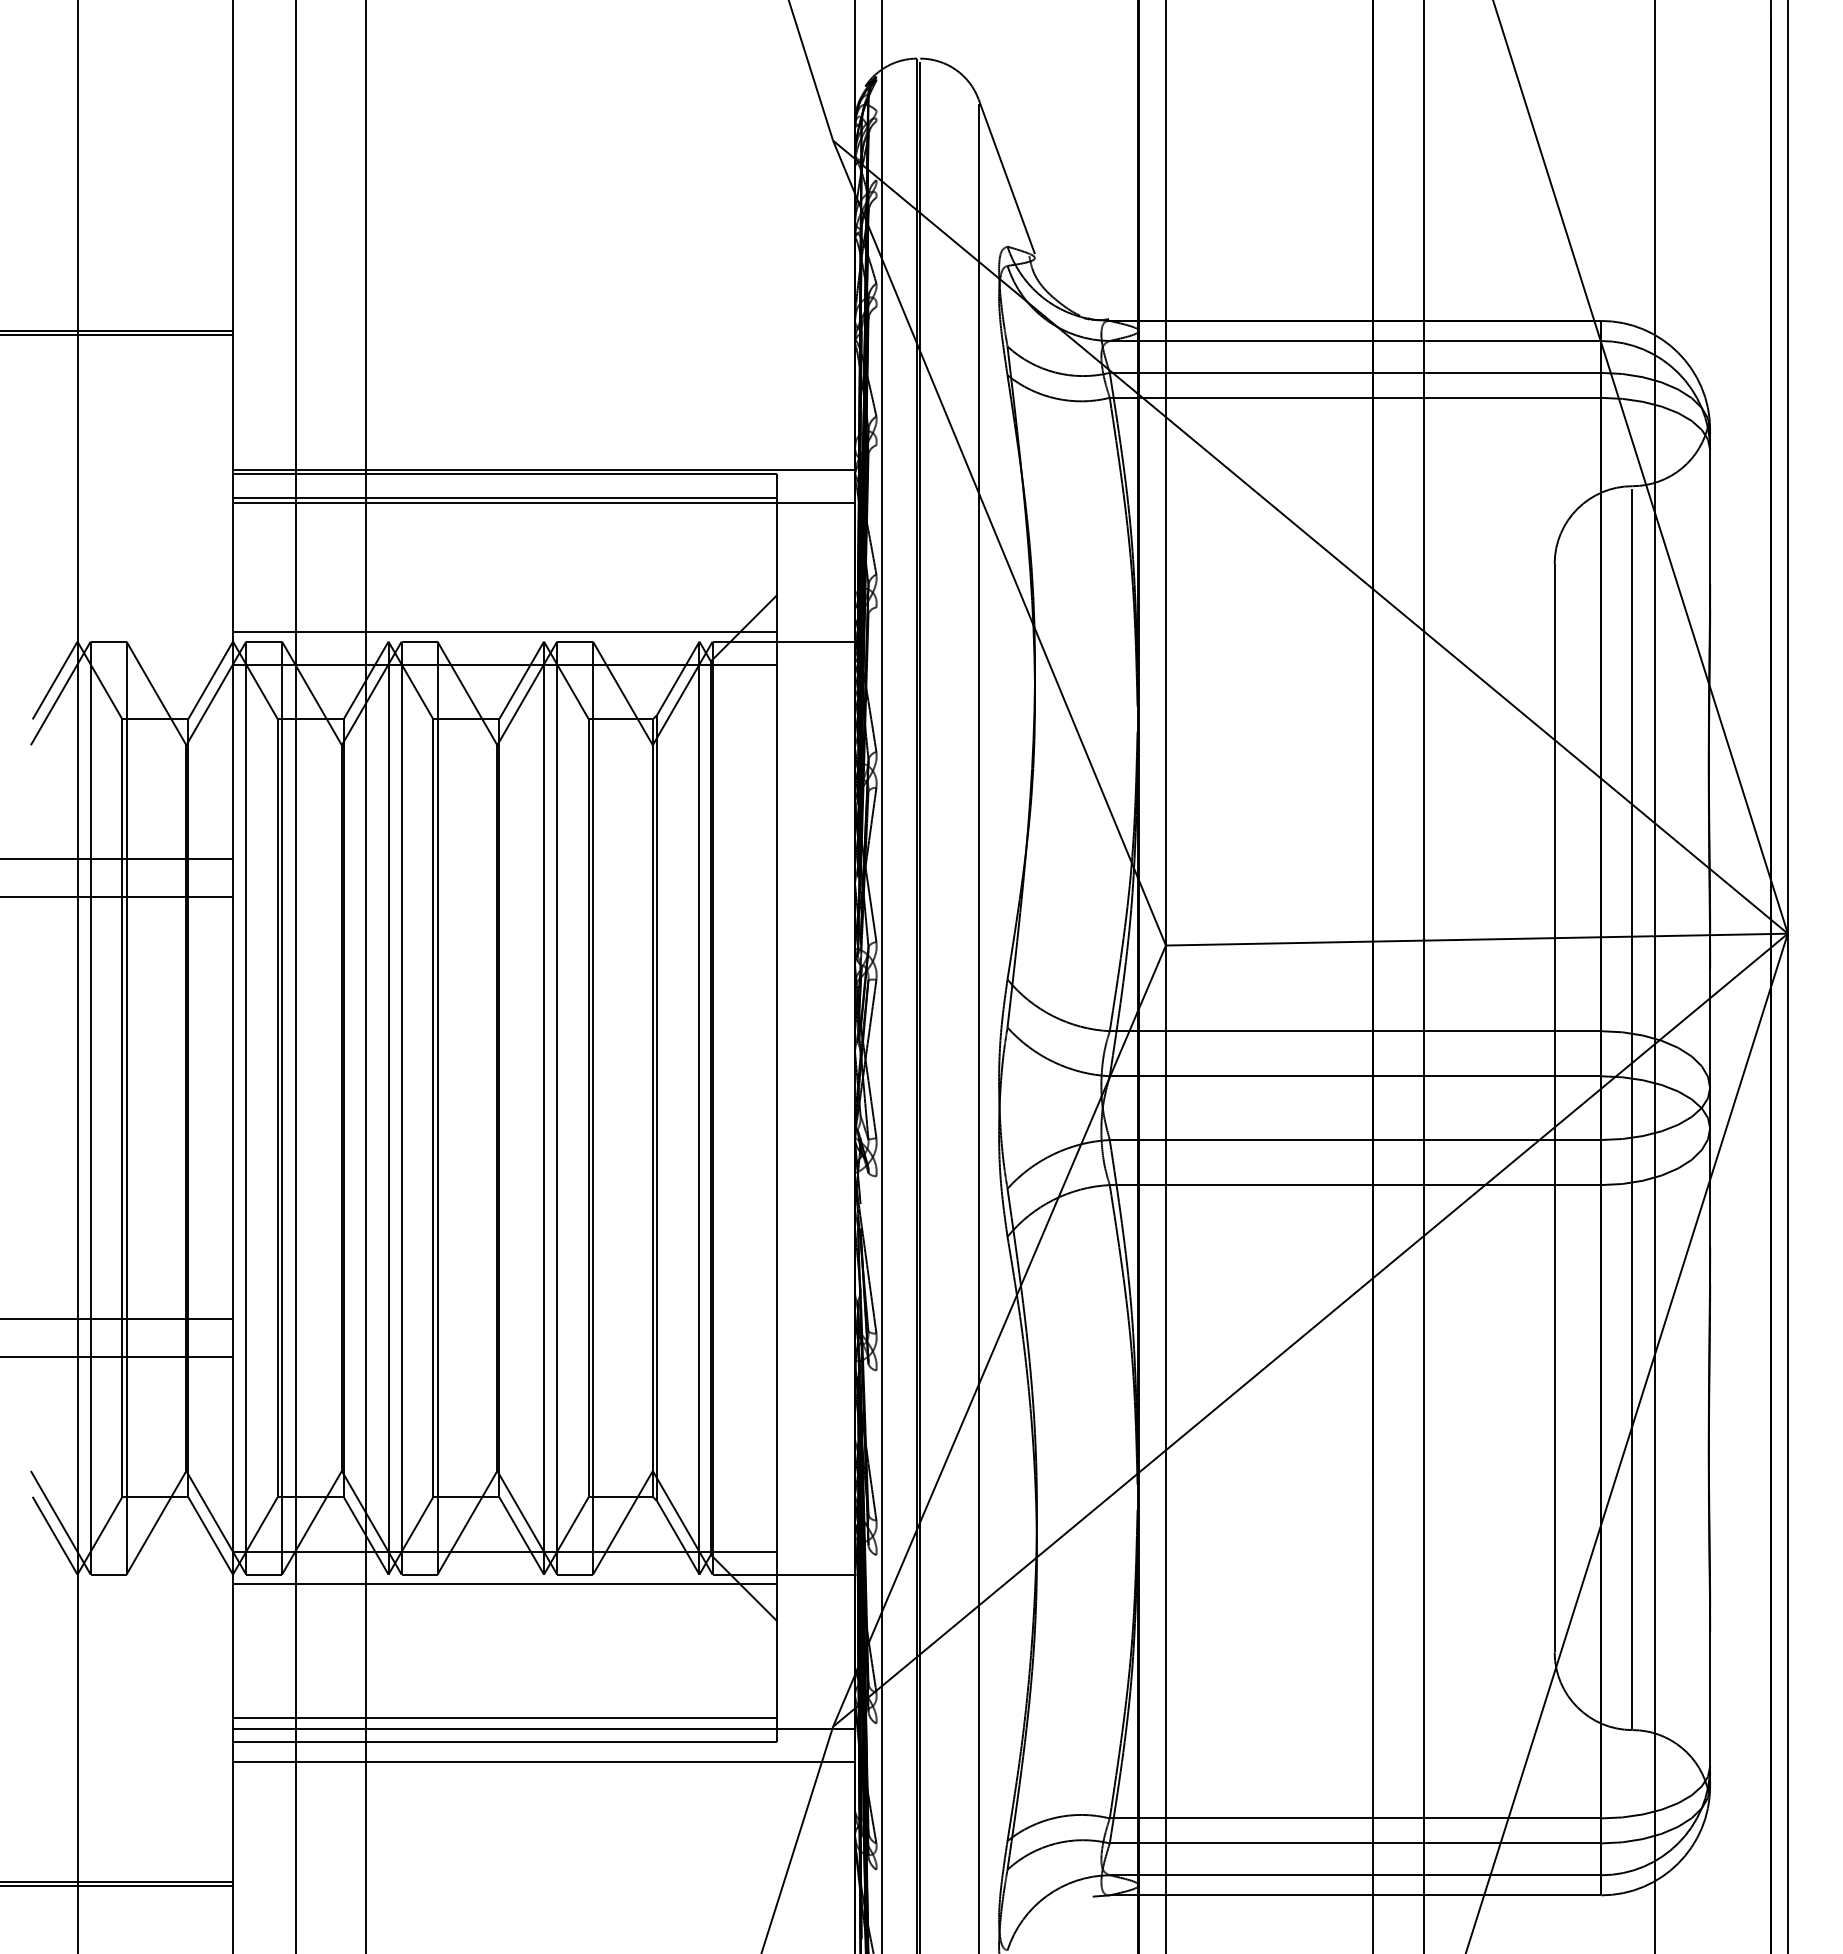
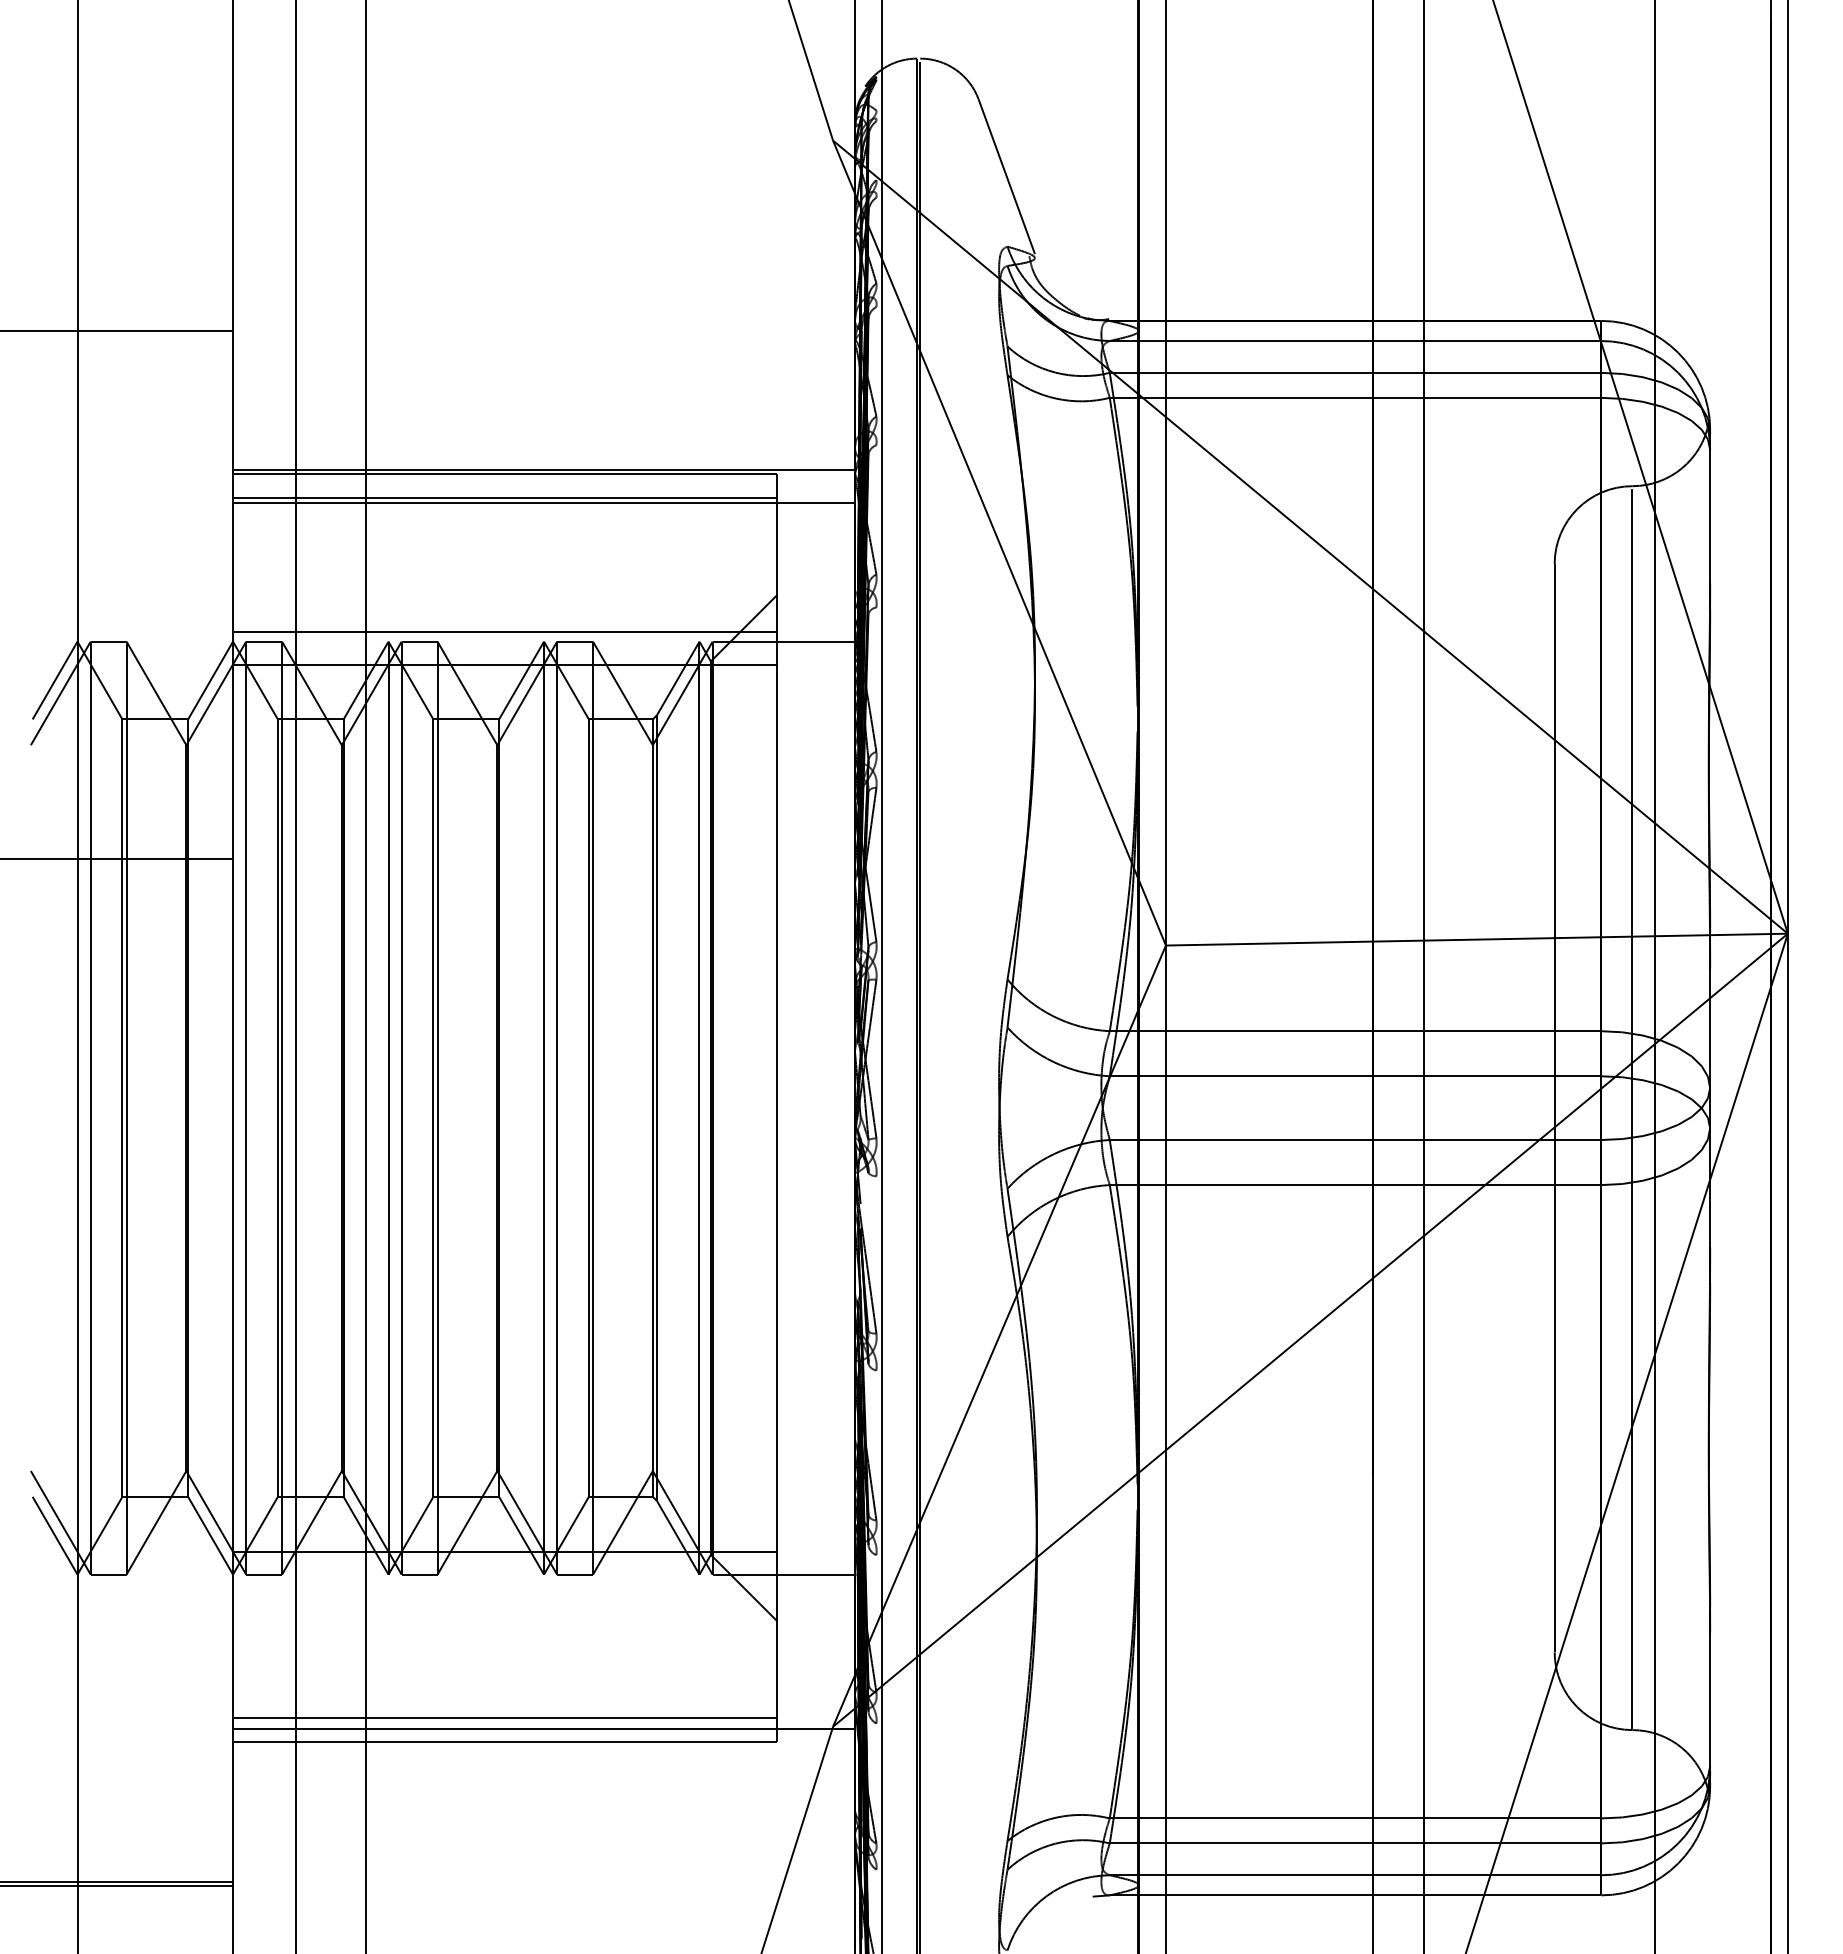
line: present -> none (117, 334)
line: present -> none (117, 897)
line: present -> none (978, 1027)
line: present -> none (117, 1318)
line: present -> none (117, 1357)
line: present -> none (505, 1584)
line: present -> none (543, 1761)
